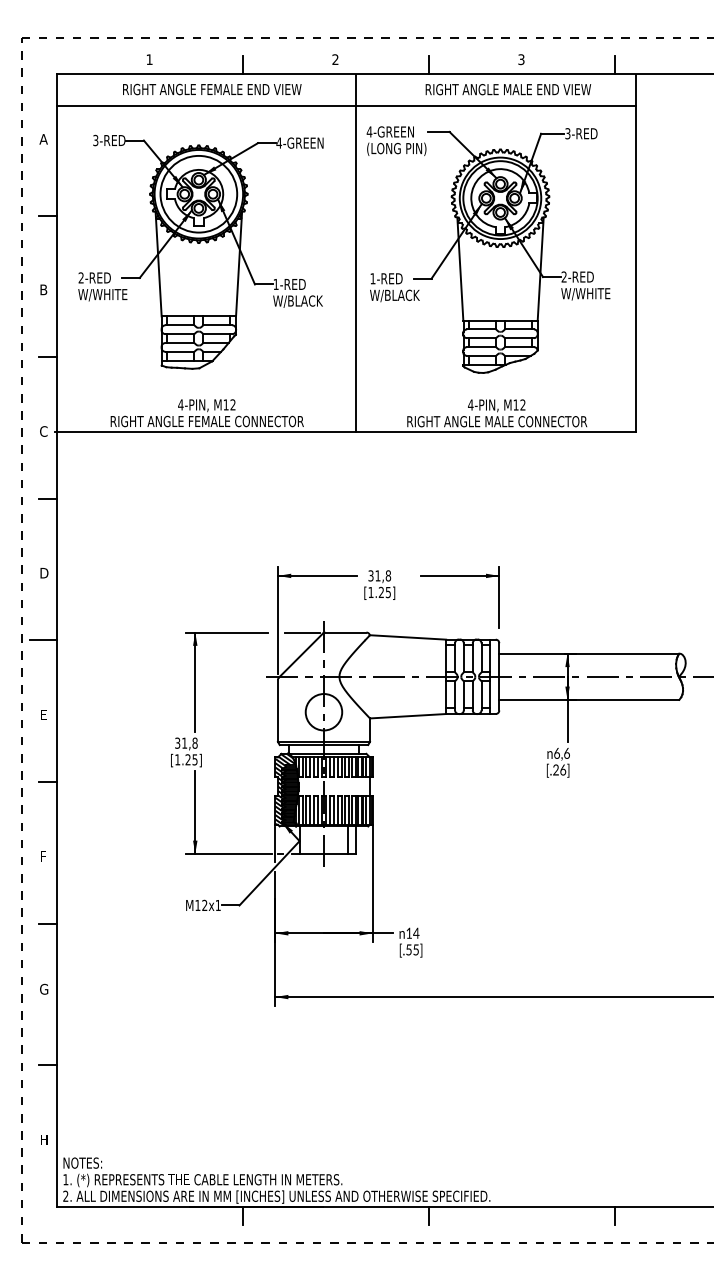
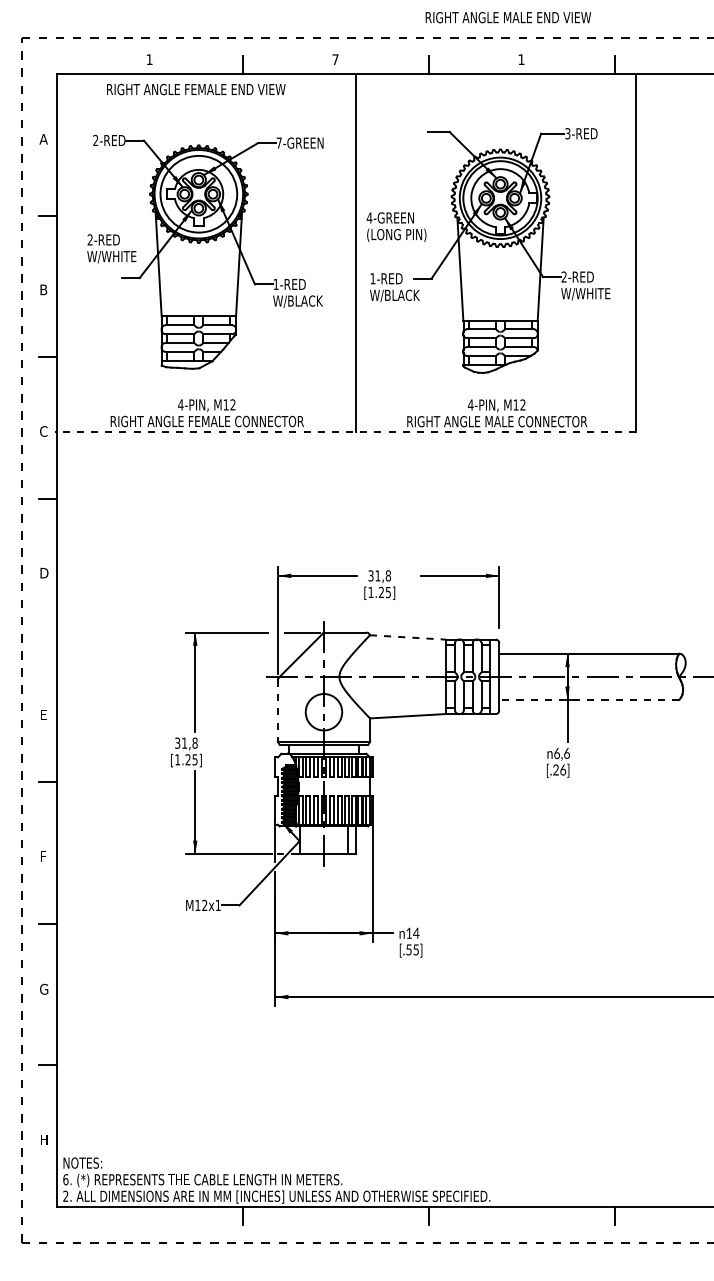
text: 2 -> 7 (335, 59)
text: 3 -> 1 (521, 59)
text position: (212, 89) -> (196, 89) (196, 89)
text position: (508, 89) -> (508, 17) (508, 17)
line: present -> none (346, 105)
text: 3-RED -> 2-RED (95, 140)
text position: (396, 140) -> (396, 226) (396, 226)
text: 4-GREEN -> 7-GREEN (279, 142)
text position: (102, 286) -> (111, 248) (111, 248)
line: solid -> dashed (345, 431)
line: solid -> dashed (408, 637)
line: present -> none (43, 640)
line: solid -> dashed (588, 699)
line: solid -> dashed (277, 711)
hatch: present -> none (285, 789)
text: 1. -> 6. (65, 1179)
